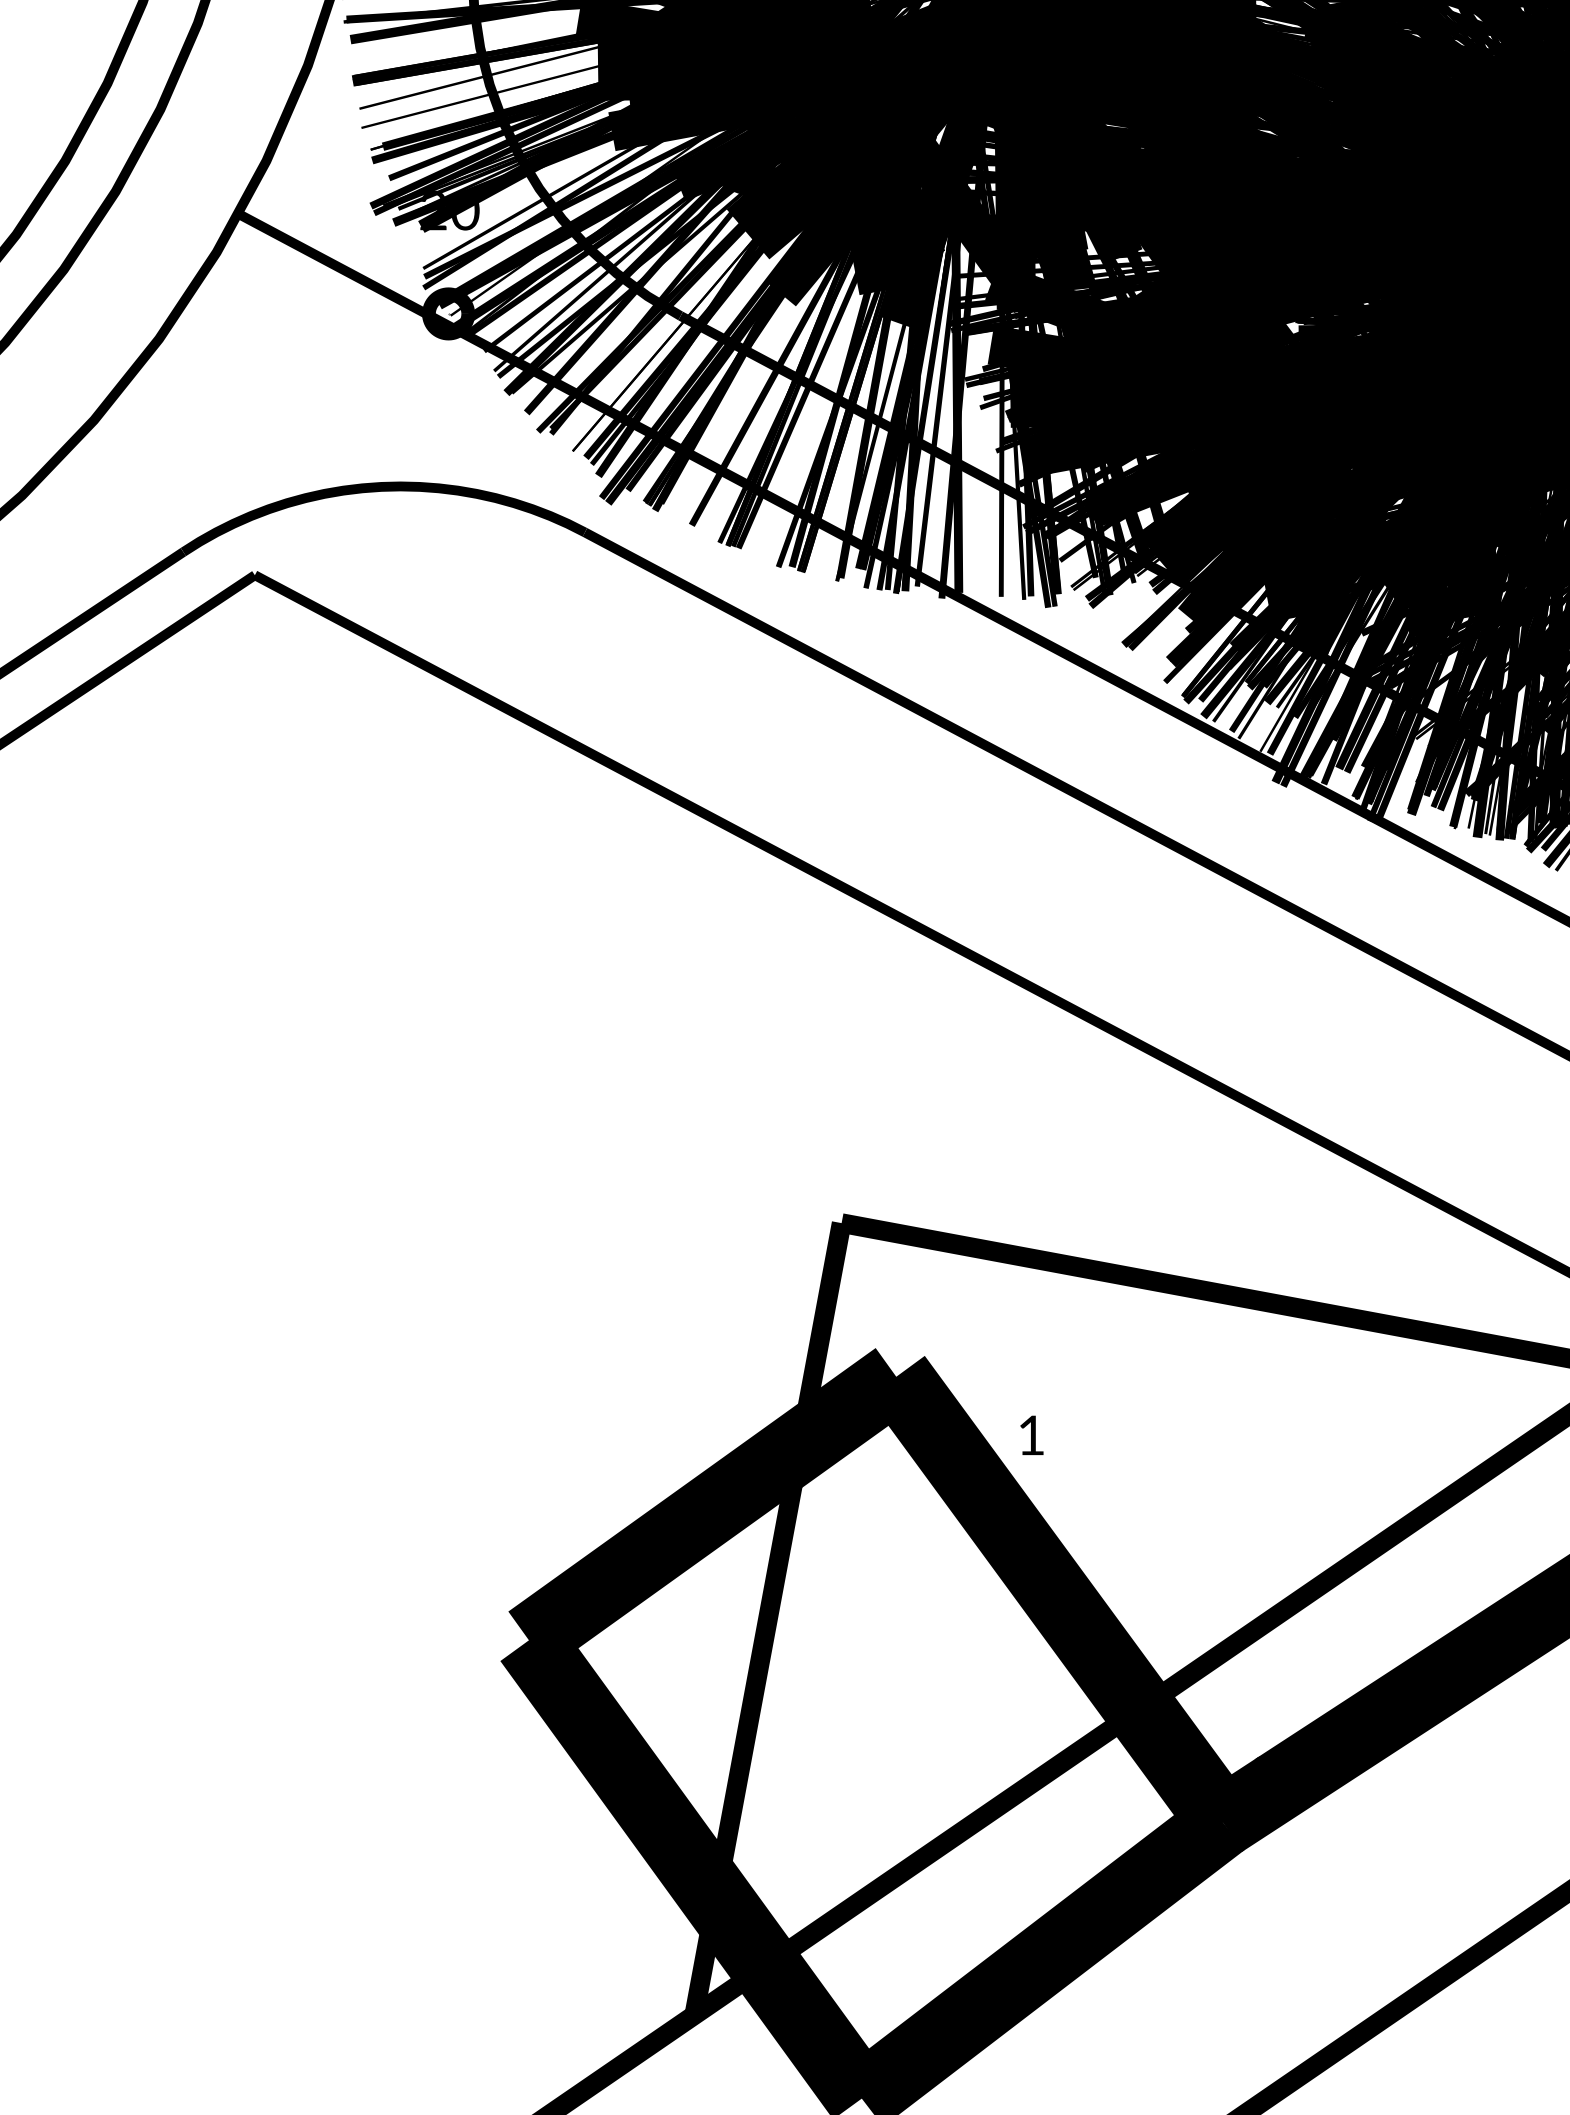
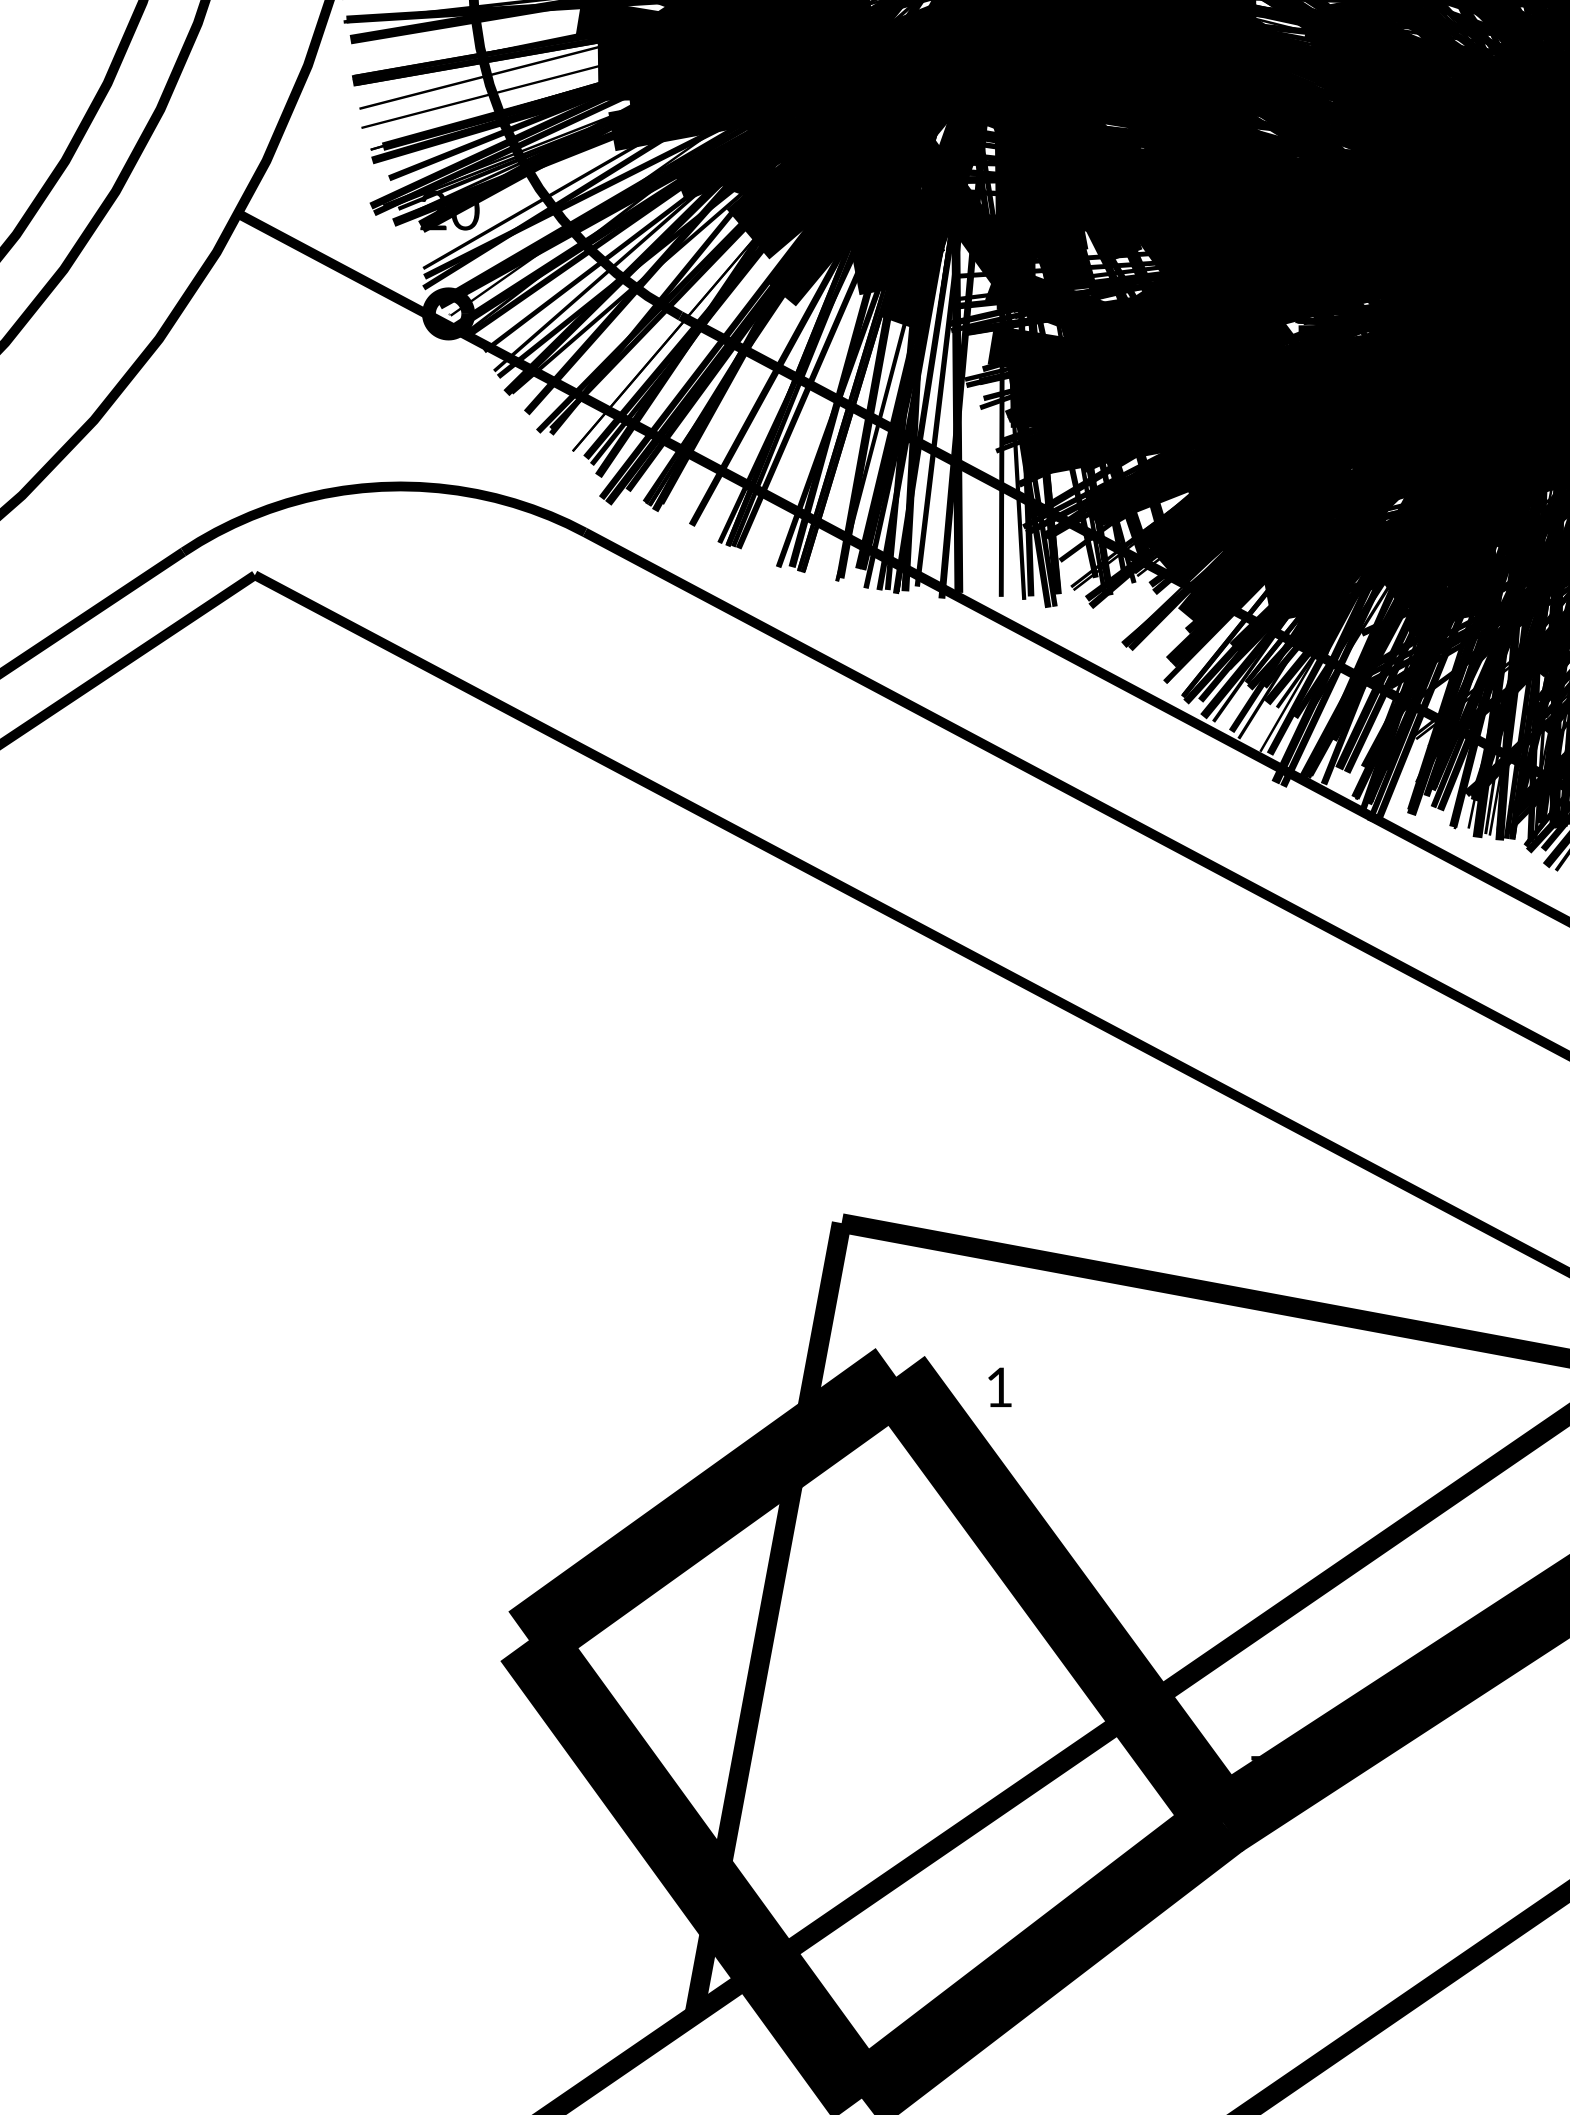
text position: (1031, 1434) -> (999, 1386) (999, 1386)
text: 8 -> 7 (1254, 1758)
